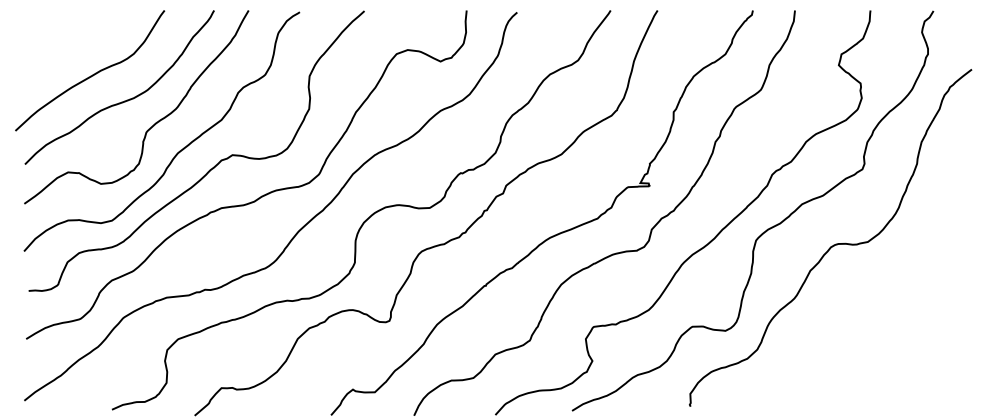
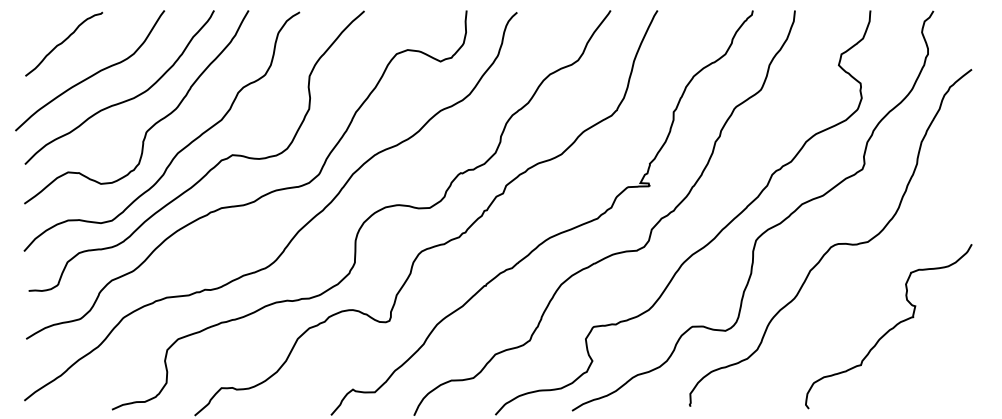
curve: none -> present (64, 42)
curve: none -> present (890, 328)
